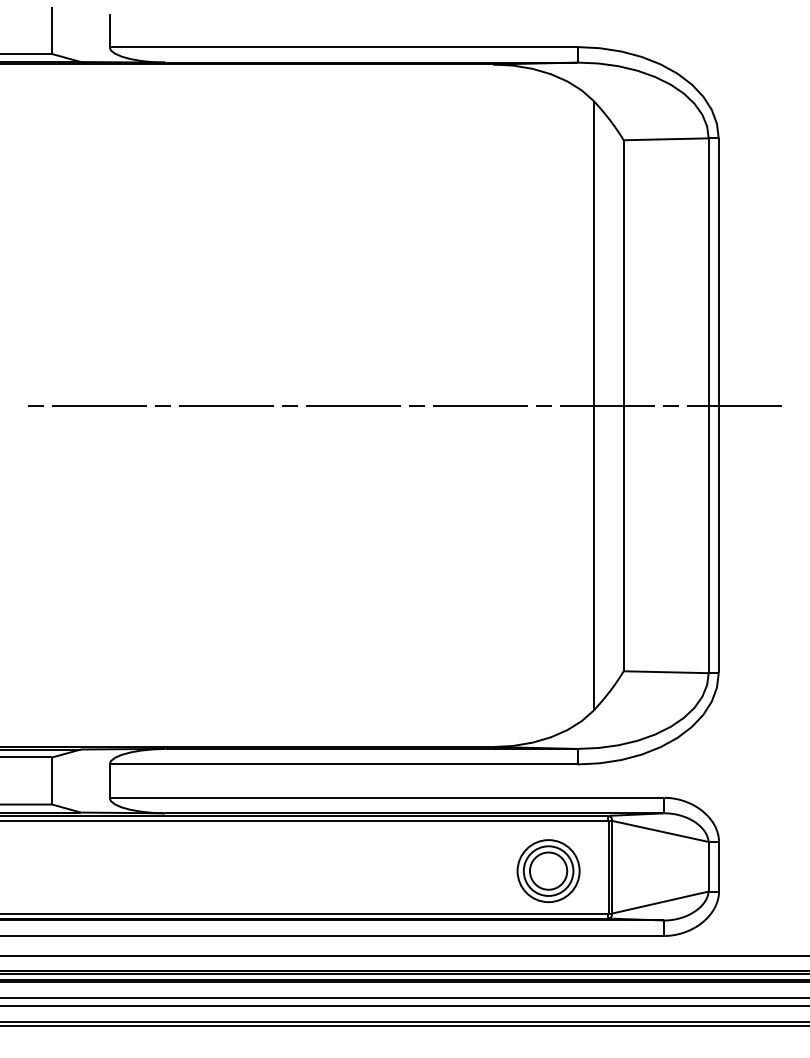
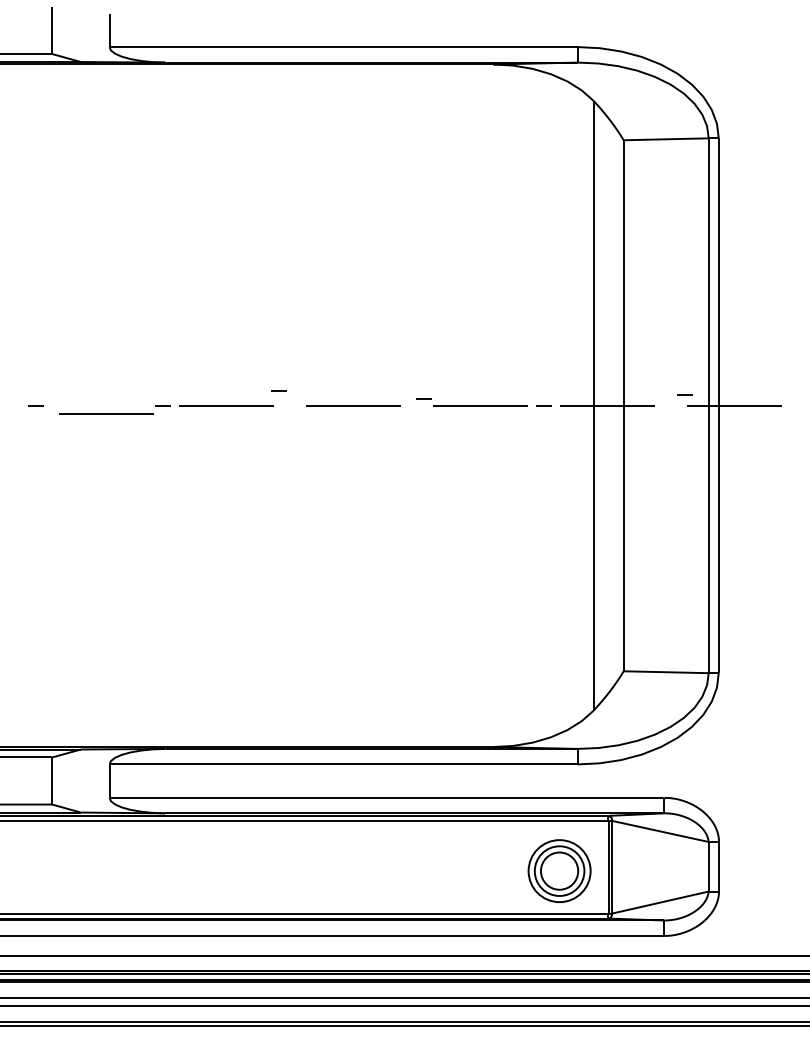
line position: (99, 405) -> (106, 413) (106, 413)
line position: (289, 405) -> (278, 390) (278, 390)
line position: (416, 405) -> (423, 398) (423, 398)
line position: (670, 405) -> (684, 394) (684, 394)
part position: (548, 870) -> (559, 870) (559, 870)
